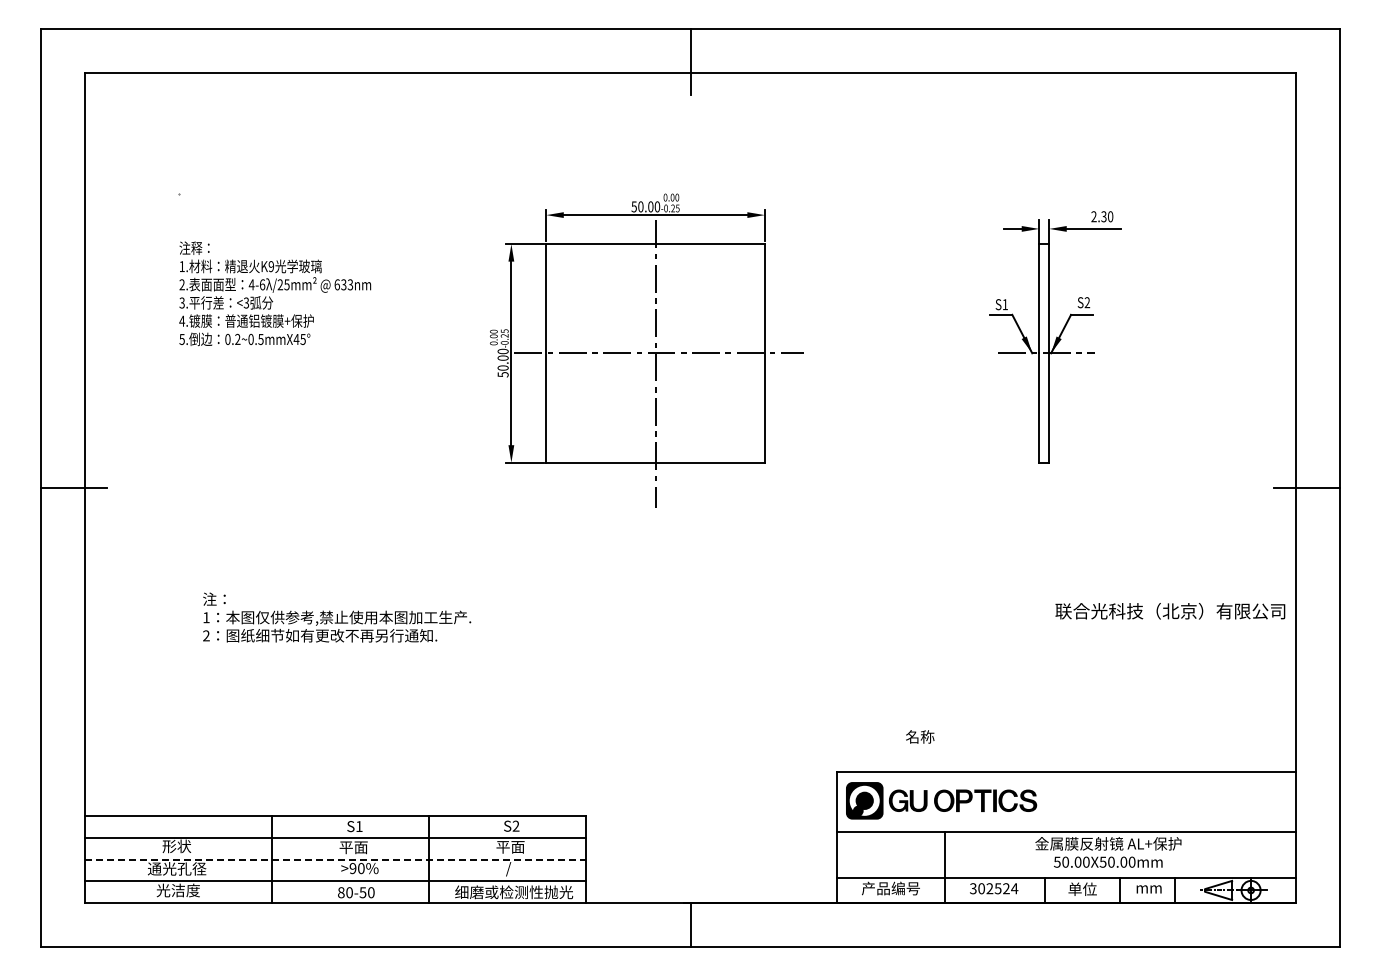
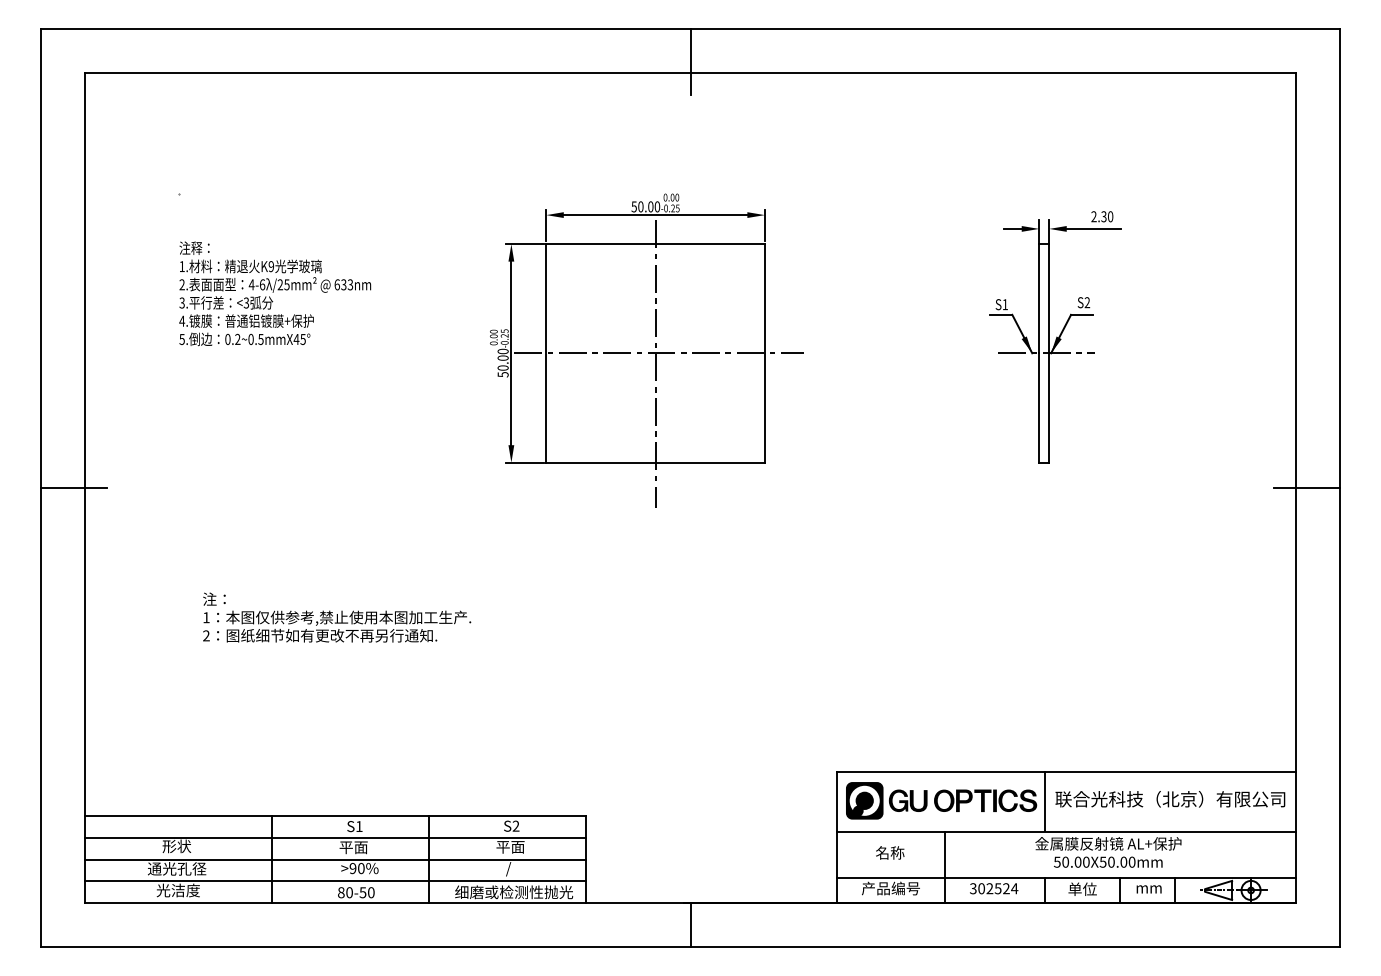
text position: (1170, 611) -> (1170, 799) (1170, 799)
text position: (920, 736) -> (890, 852) (890, 852)
line: none -> present (1045, 801)
line: dashed -> solid (335, 859)
